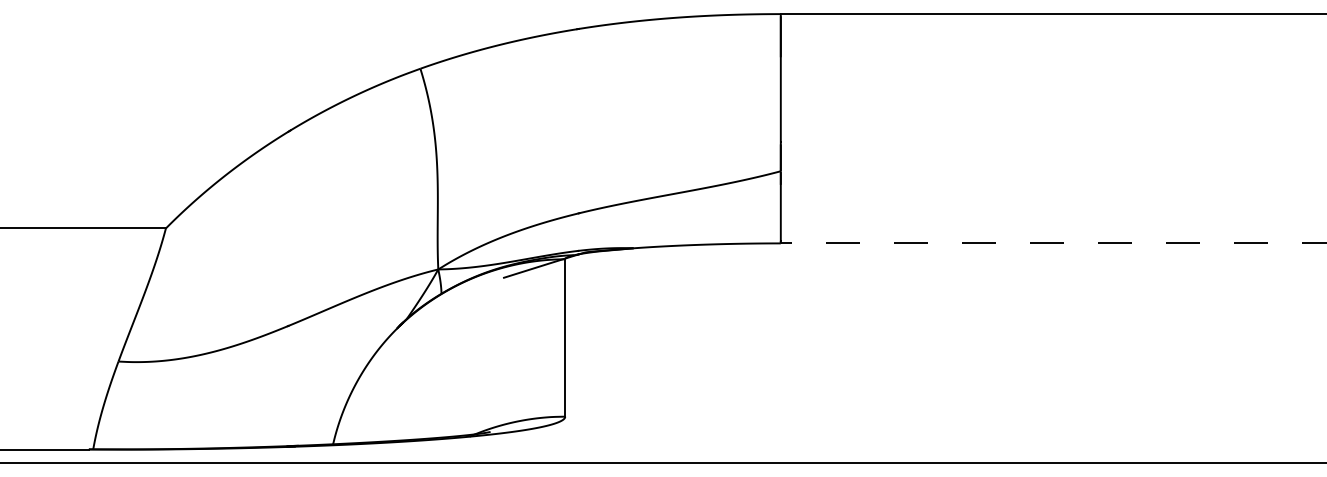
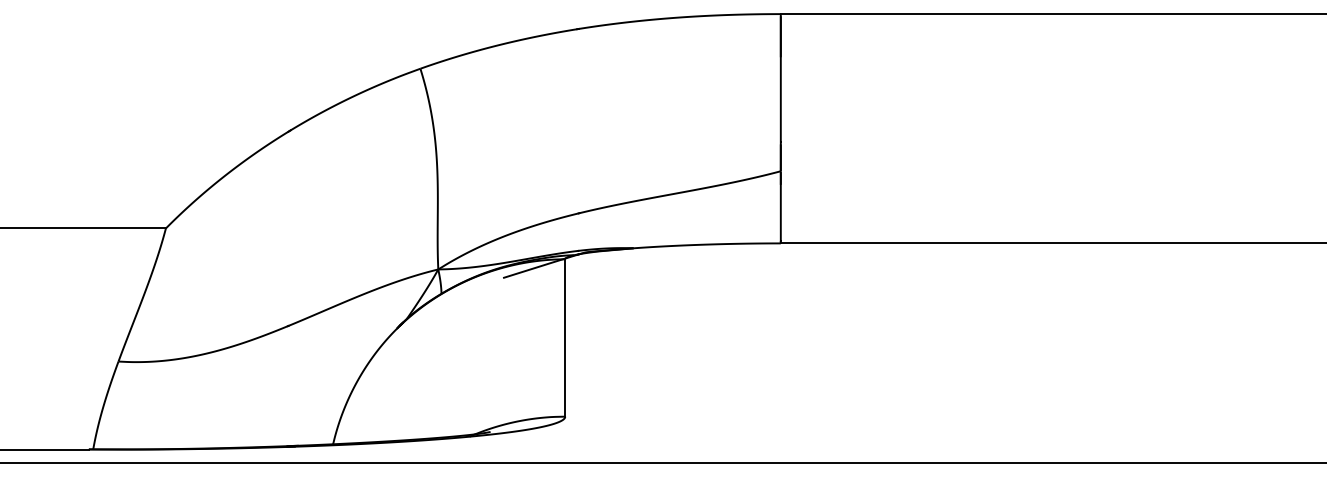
line: dashed -> solid (1053, 243)
